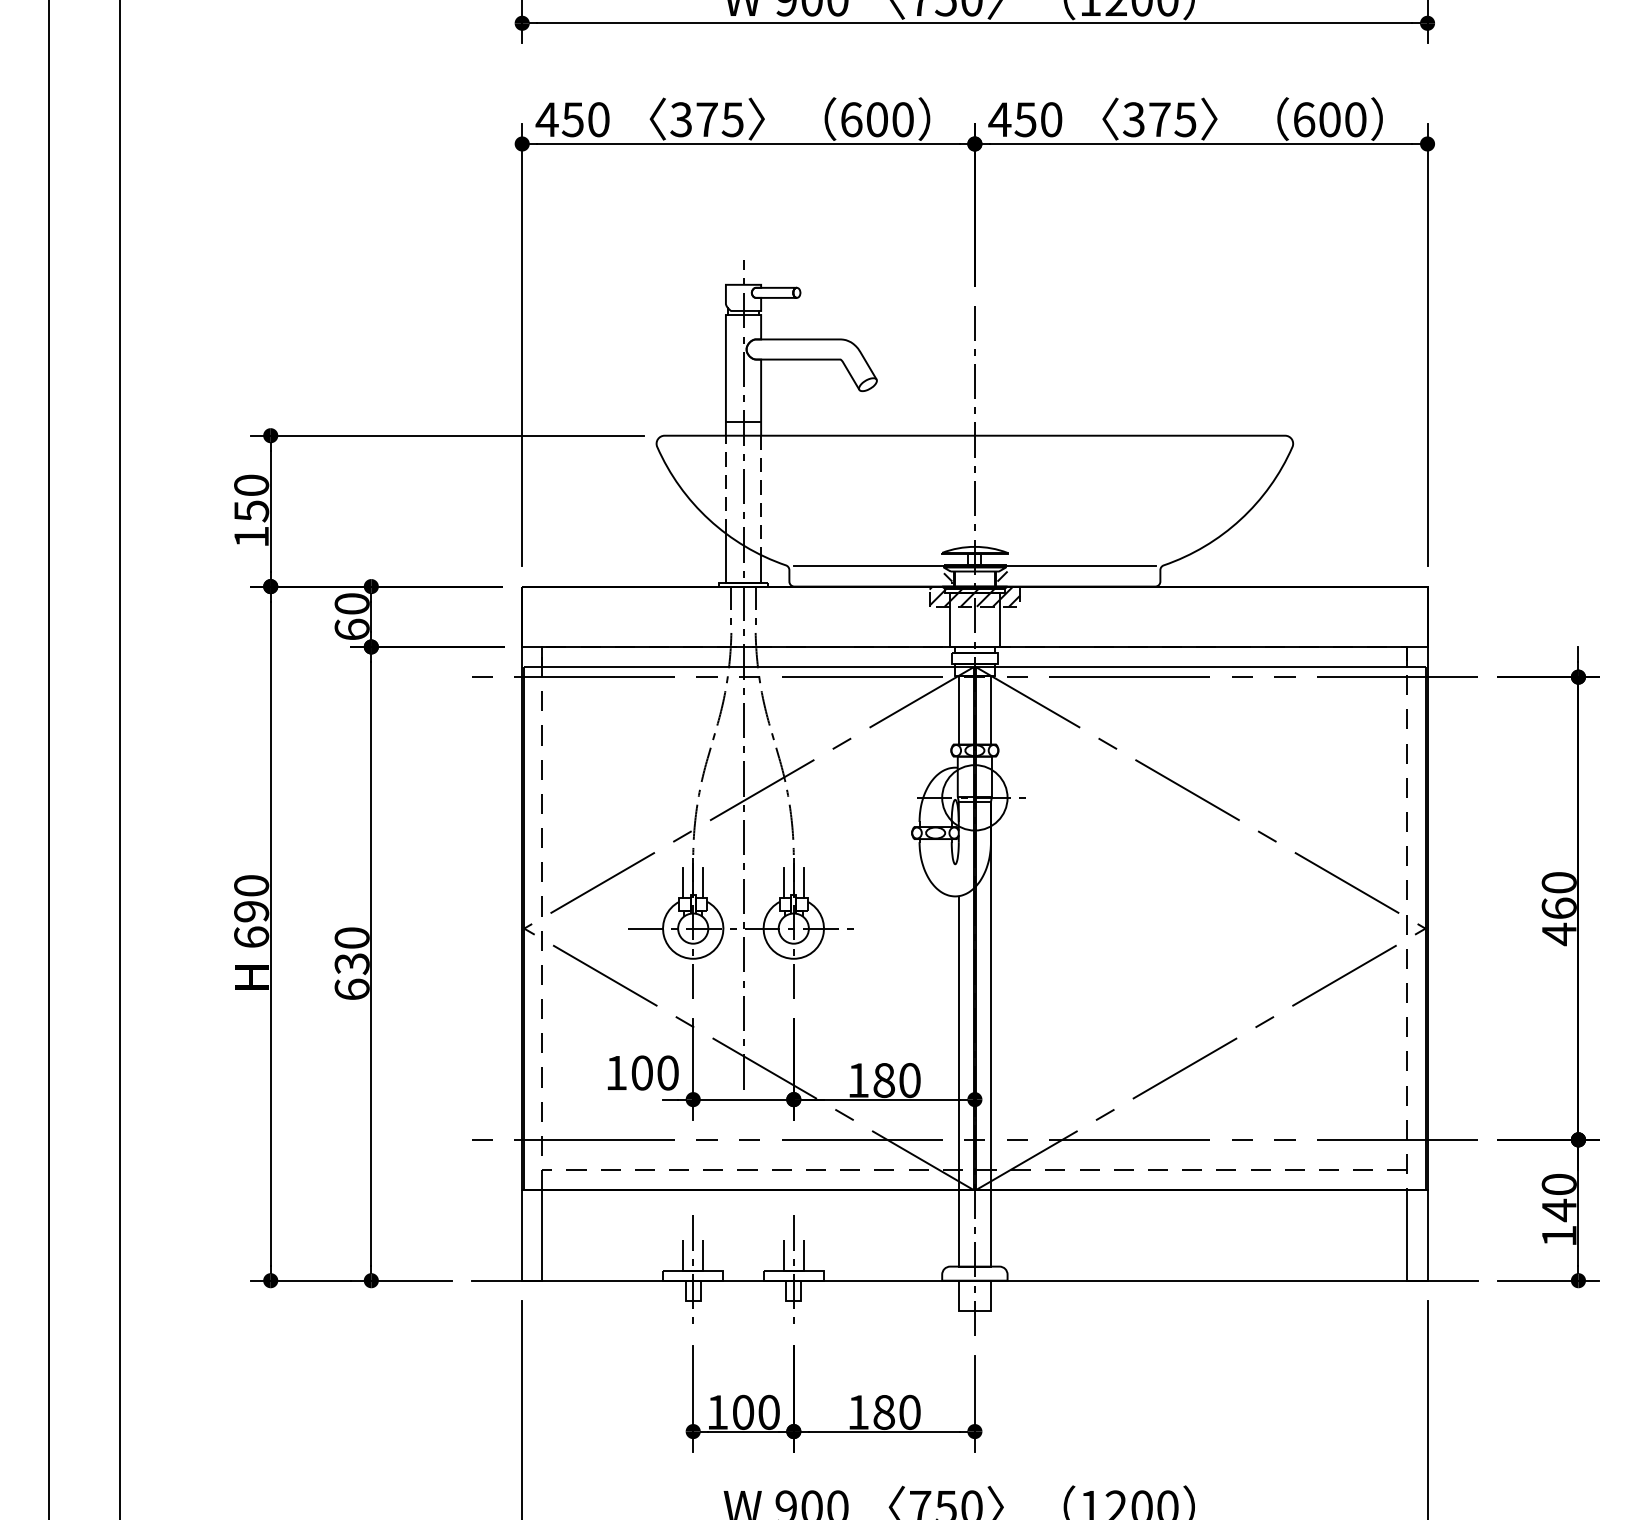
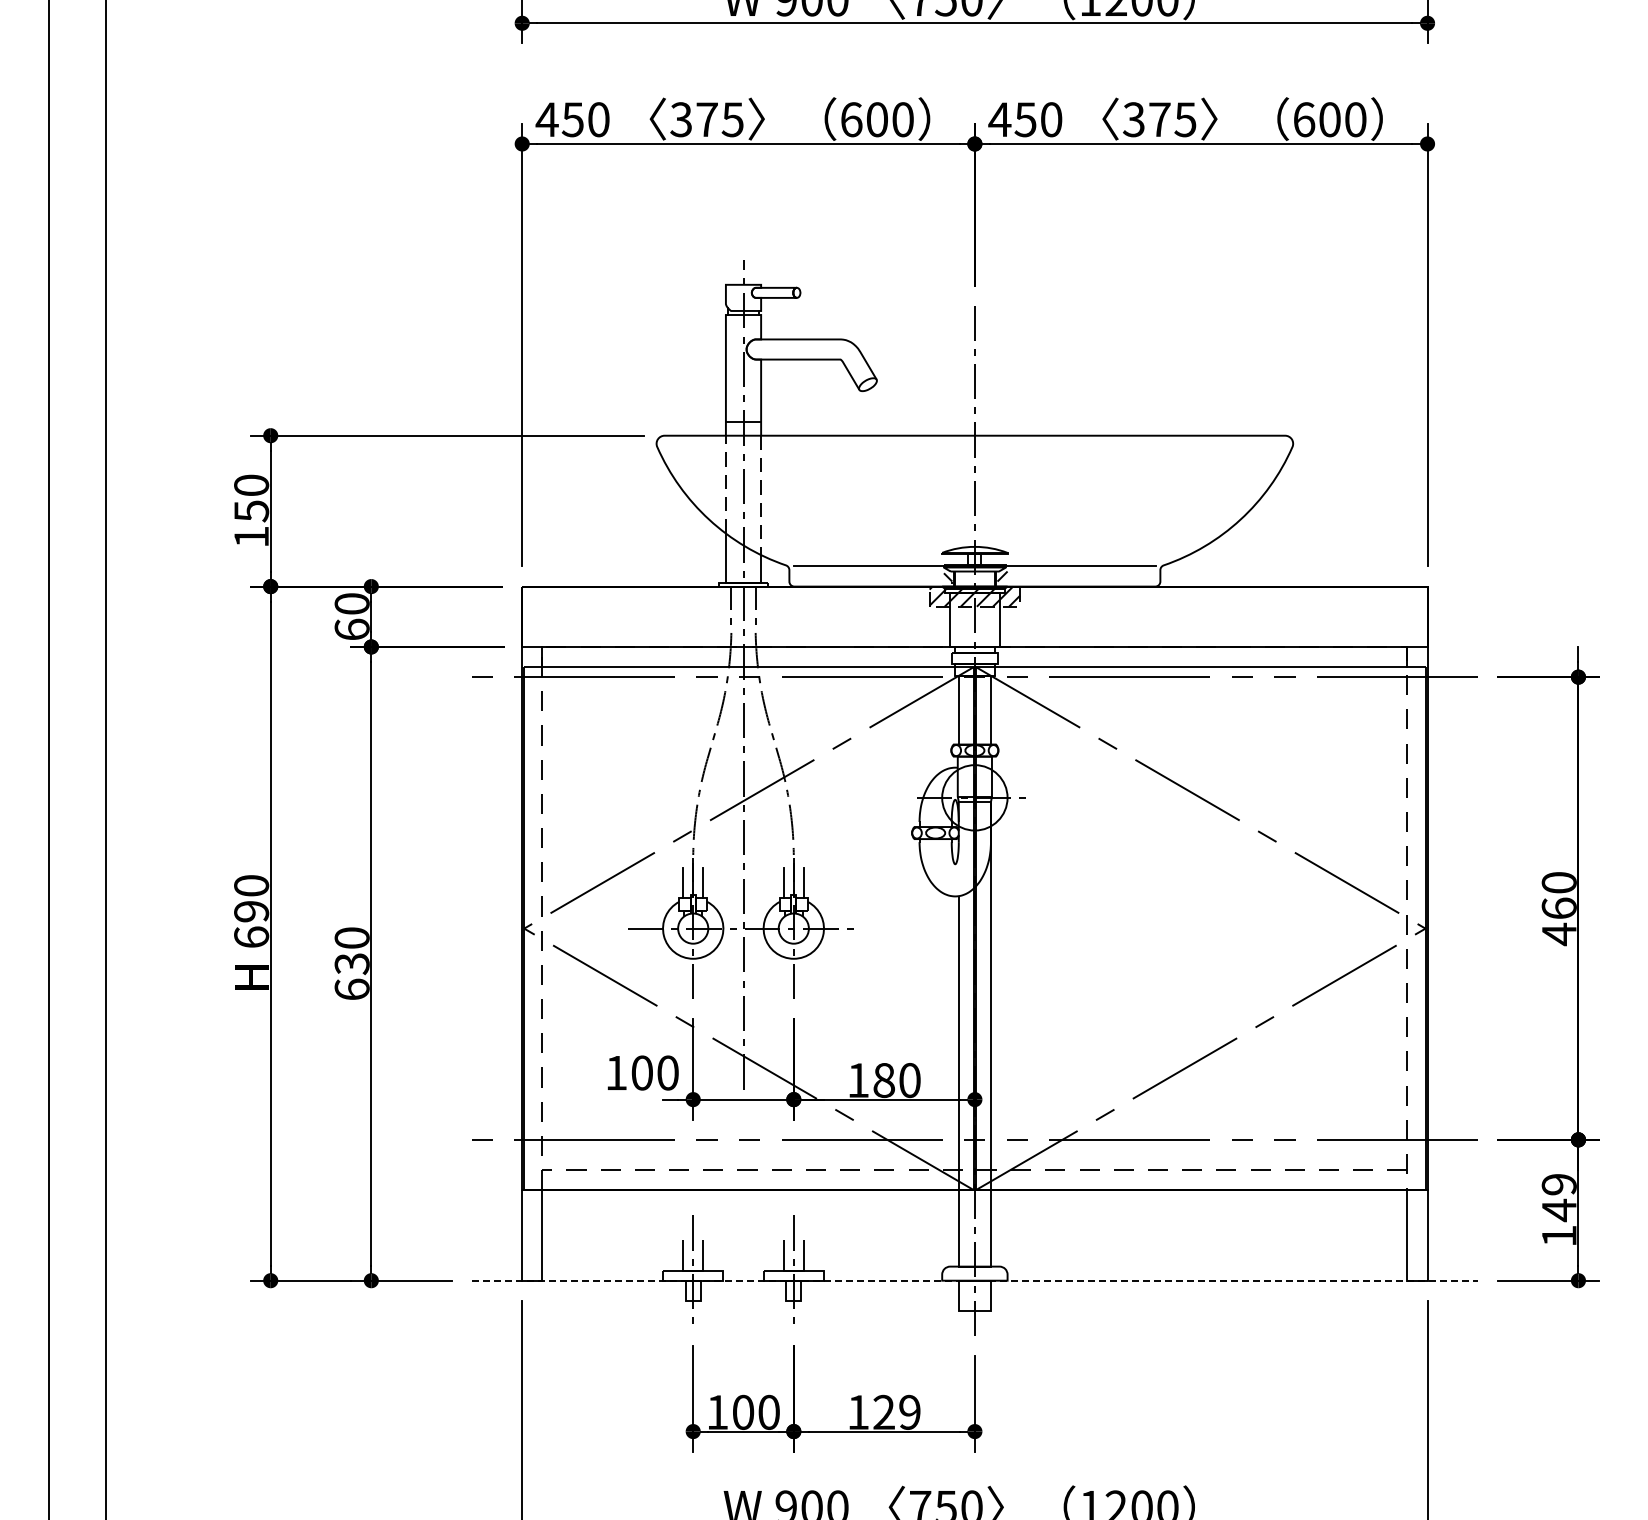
line position: (119, 759) -> (105, 759) (105, 759)
text: 140 -> 149 (1558, 1184)
line: solid -> dashed (974, 1280)
text: 180 -> 129 (896, 1411)
